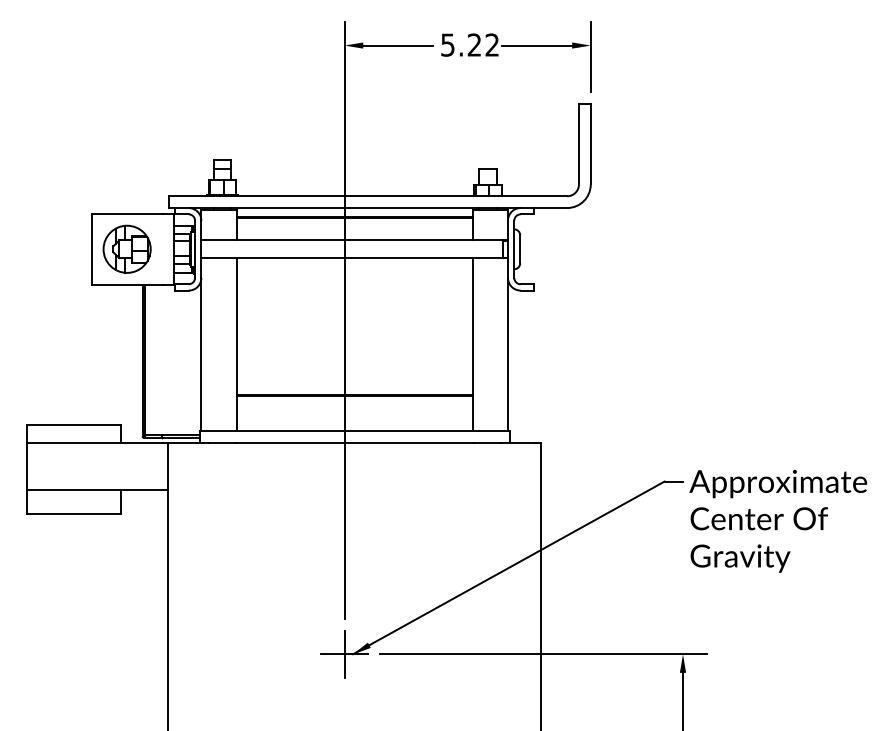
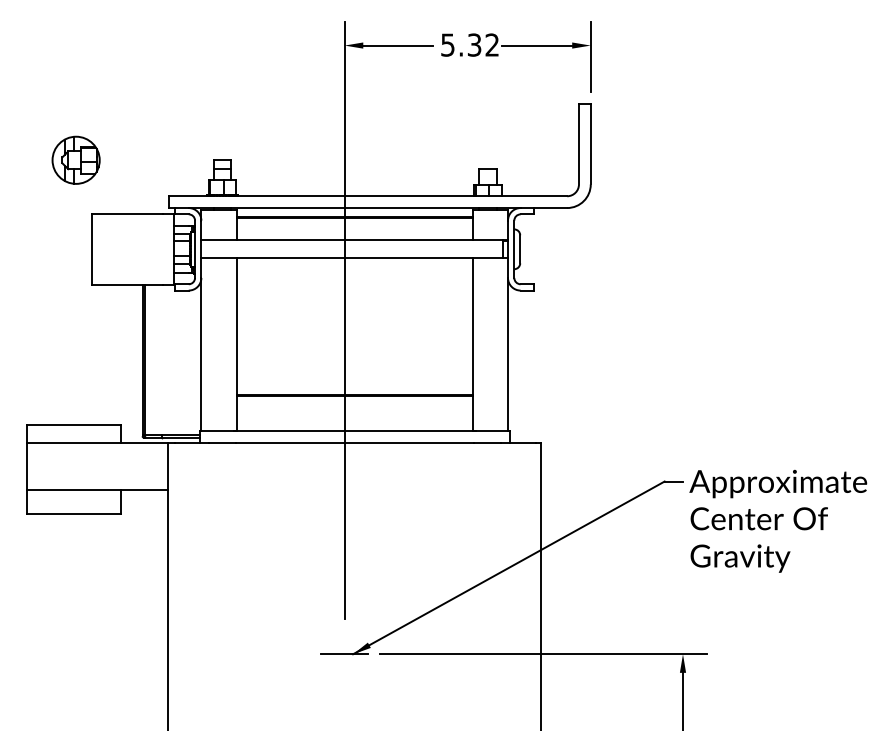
text: 5.22 -> 5.32 (474, 44)
part position: (126, 248) -> (75, 159) (75, 159)
line: present -> none (344, 653)
